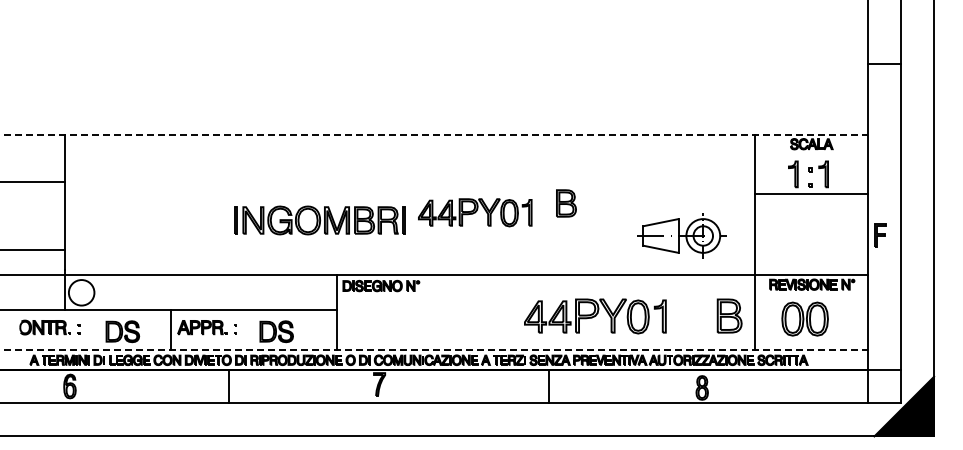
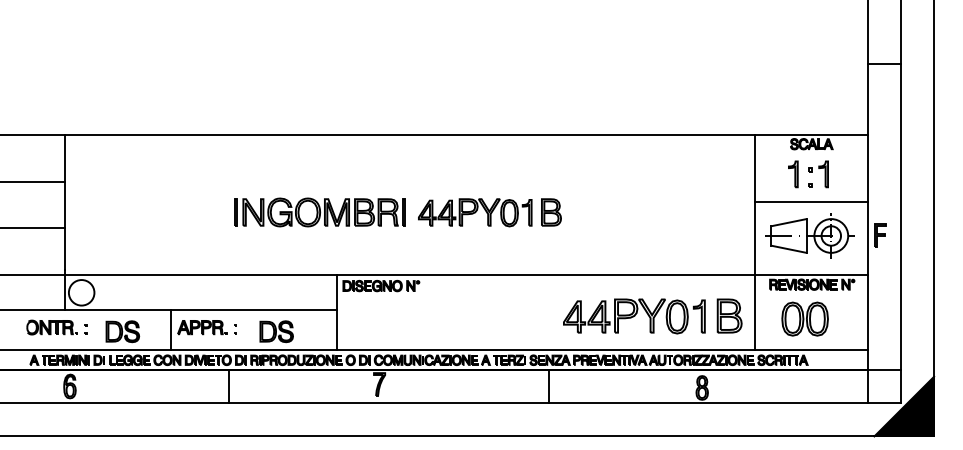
line: dashed -> solid (433, 134)
line position: (811, 193) -> (811, 201) (811, 201)
part position: (566, 203) -> (551, 212) (551, 212)
part position: (319, 220) -> (319, 212) (319, 212)
part position: (681, 235) -> (809, 235) (809, 235)
line position: (33, 250) -> (33, 228) (33, 228)
part position: (595, 316) -> (634, 316) (634, 316)
part position: (49, 327) -> (56, 327) (56, 327)
line: dashed -> solid (433, 350)
